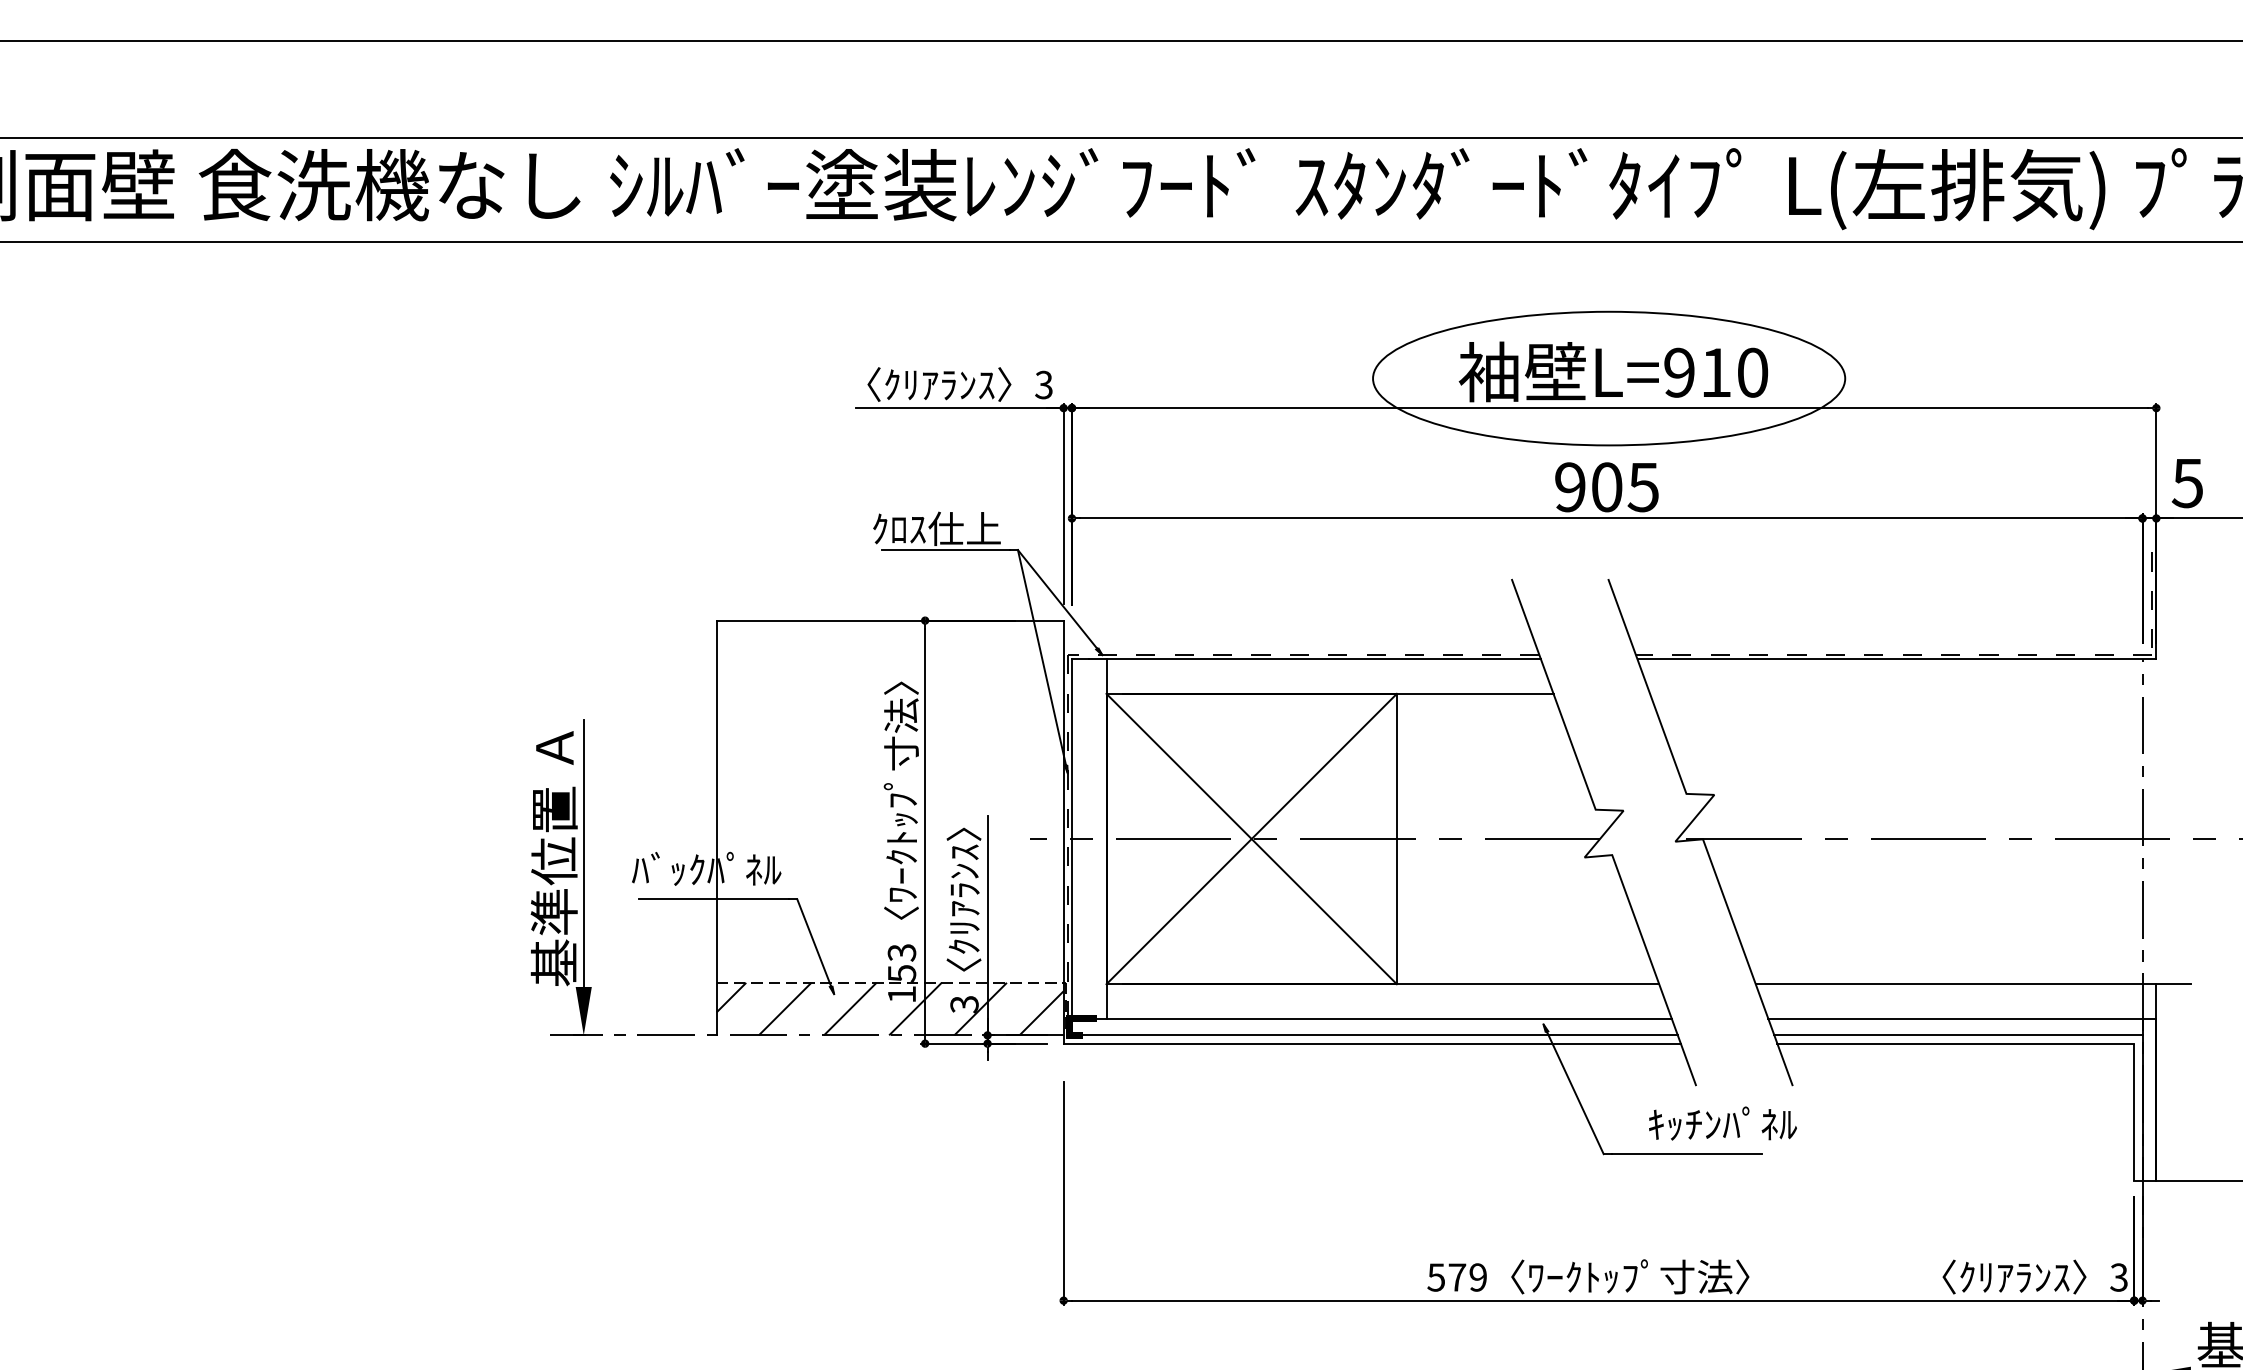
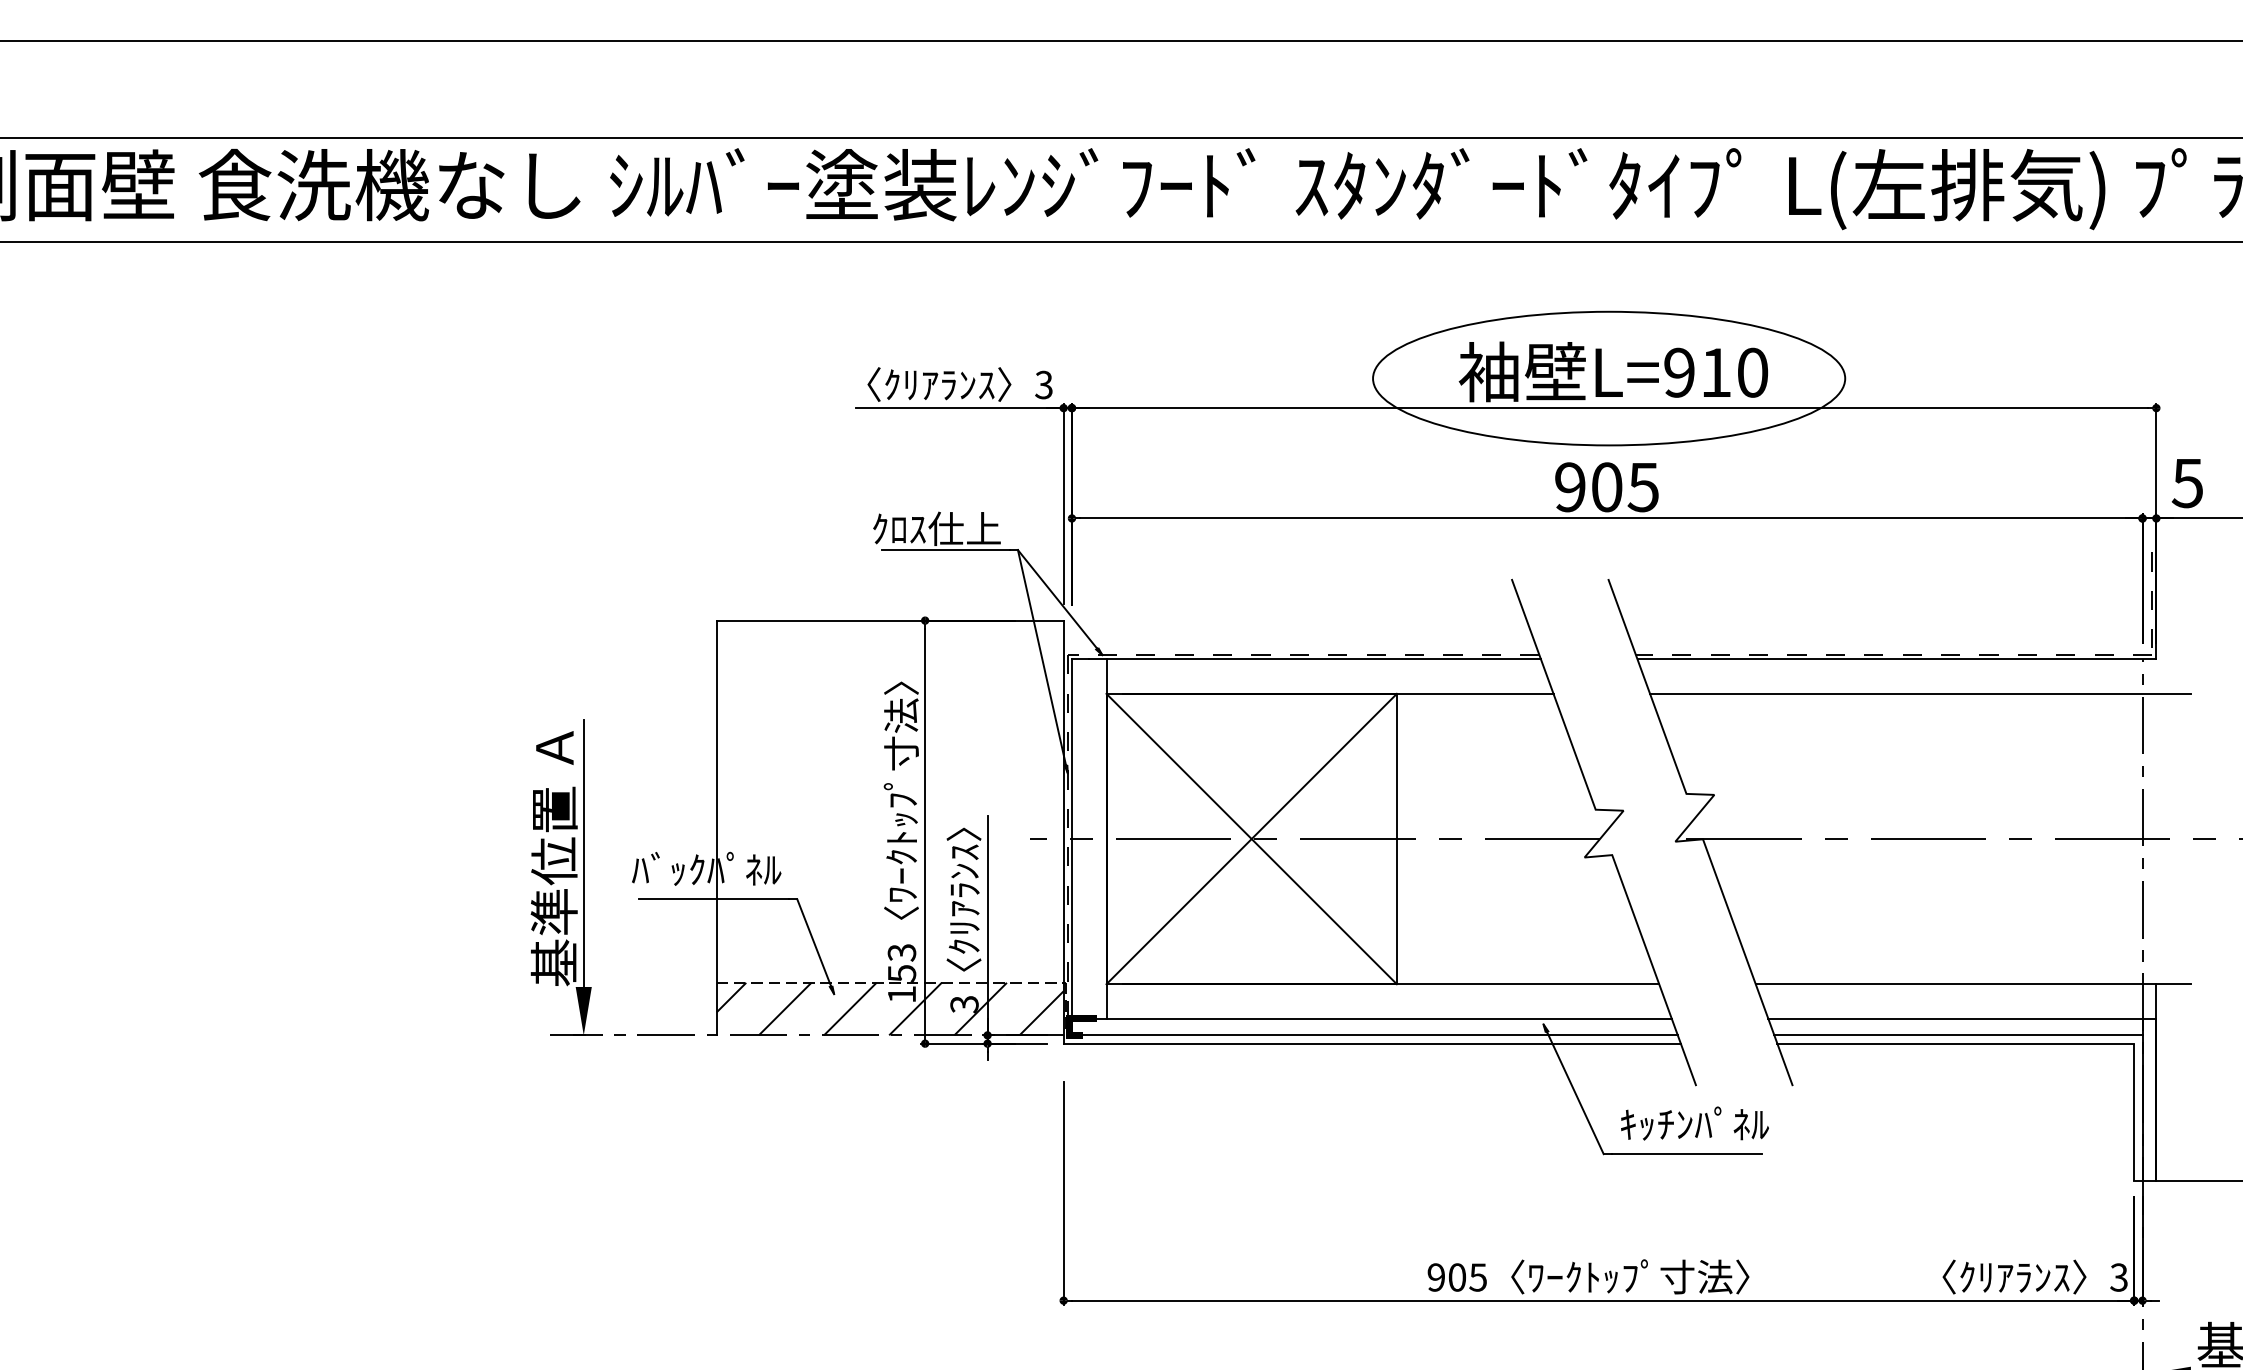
line: none -> present (1920, 693)
text position: (1722, 1123) -> (1694, 1123) (1694, 1123)
text: 579 -> 905 (1456, 1277)
